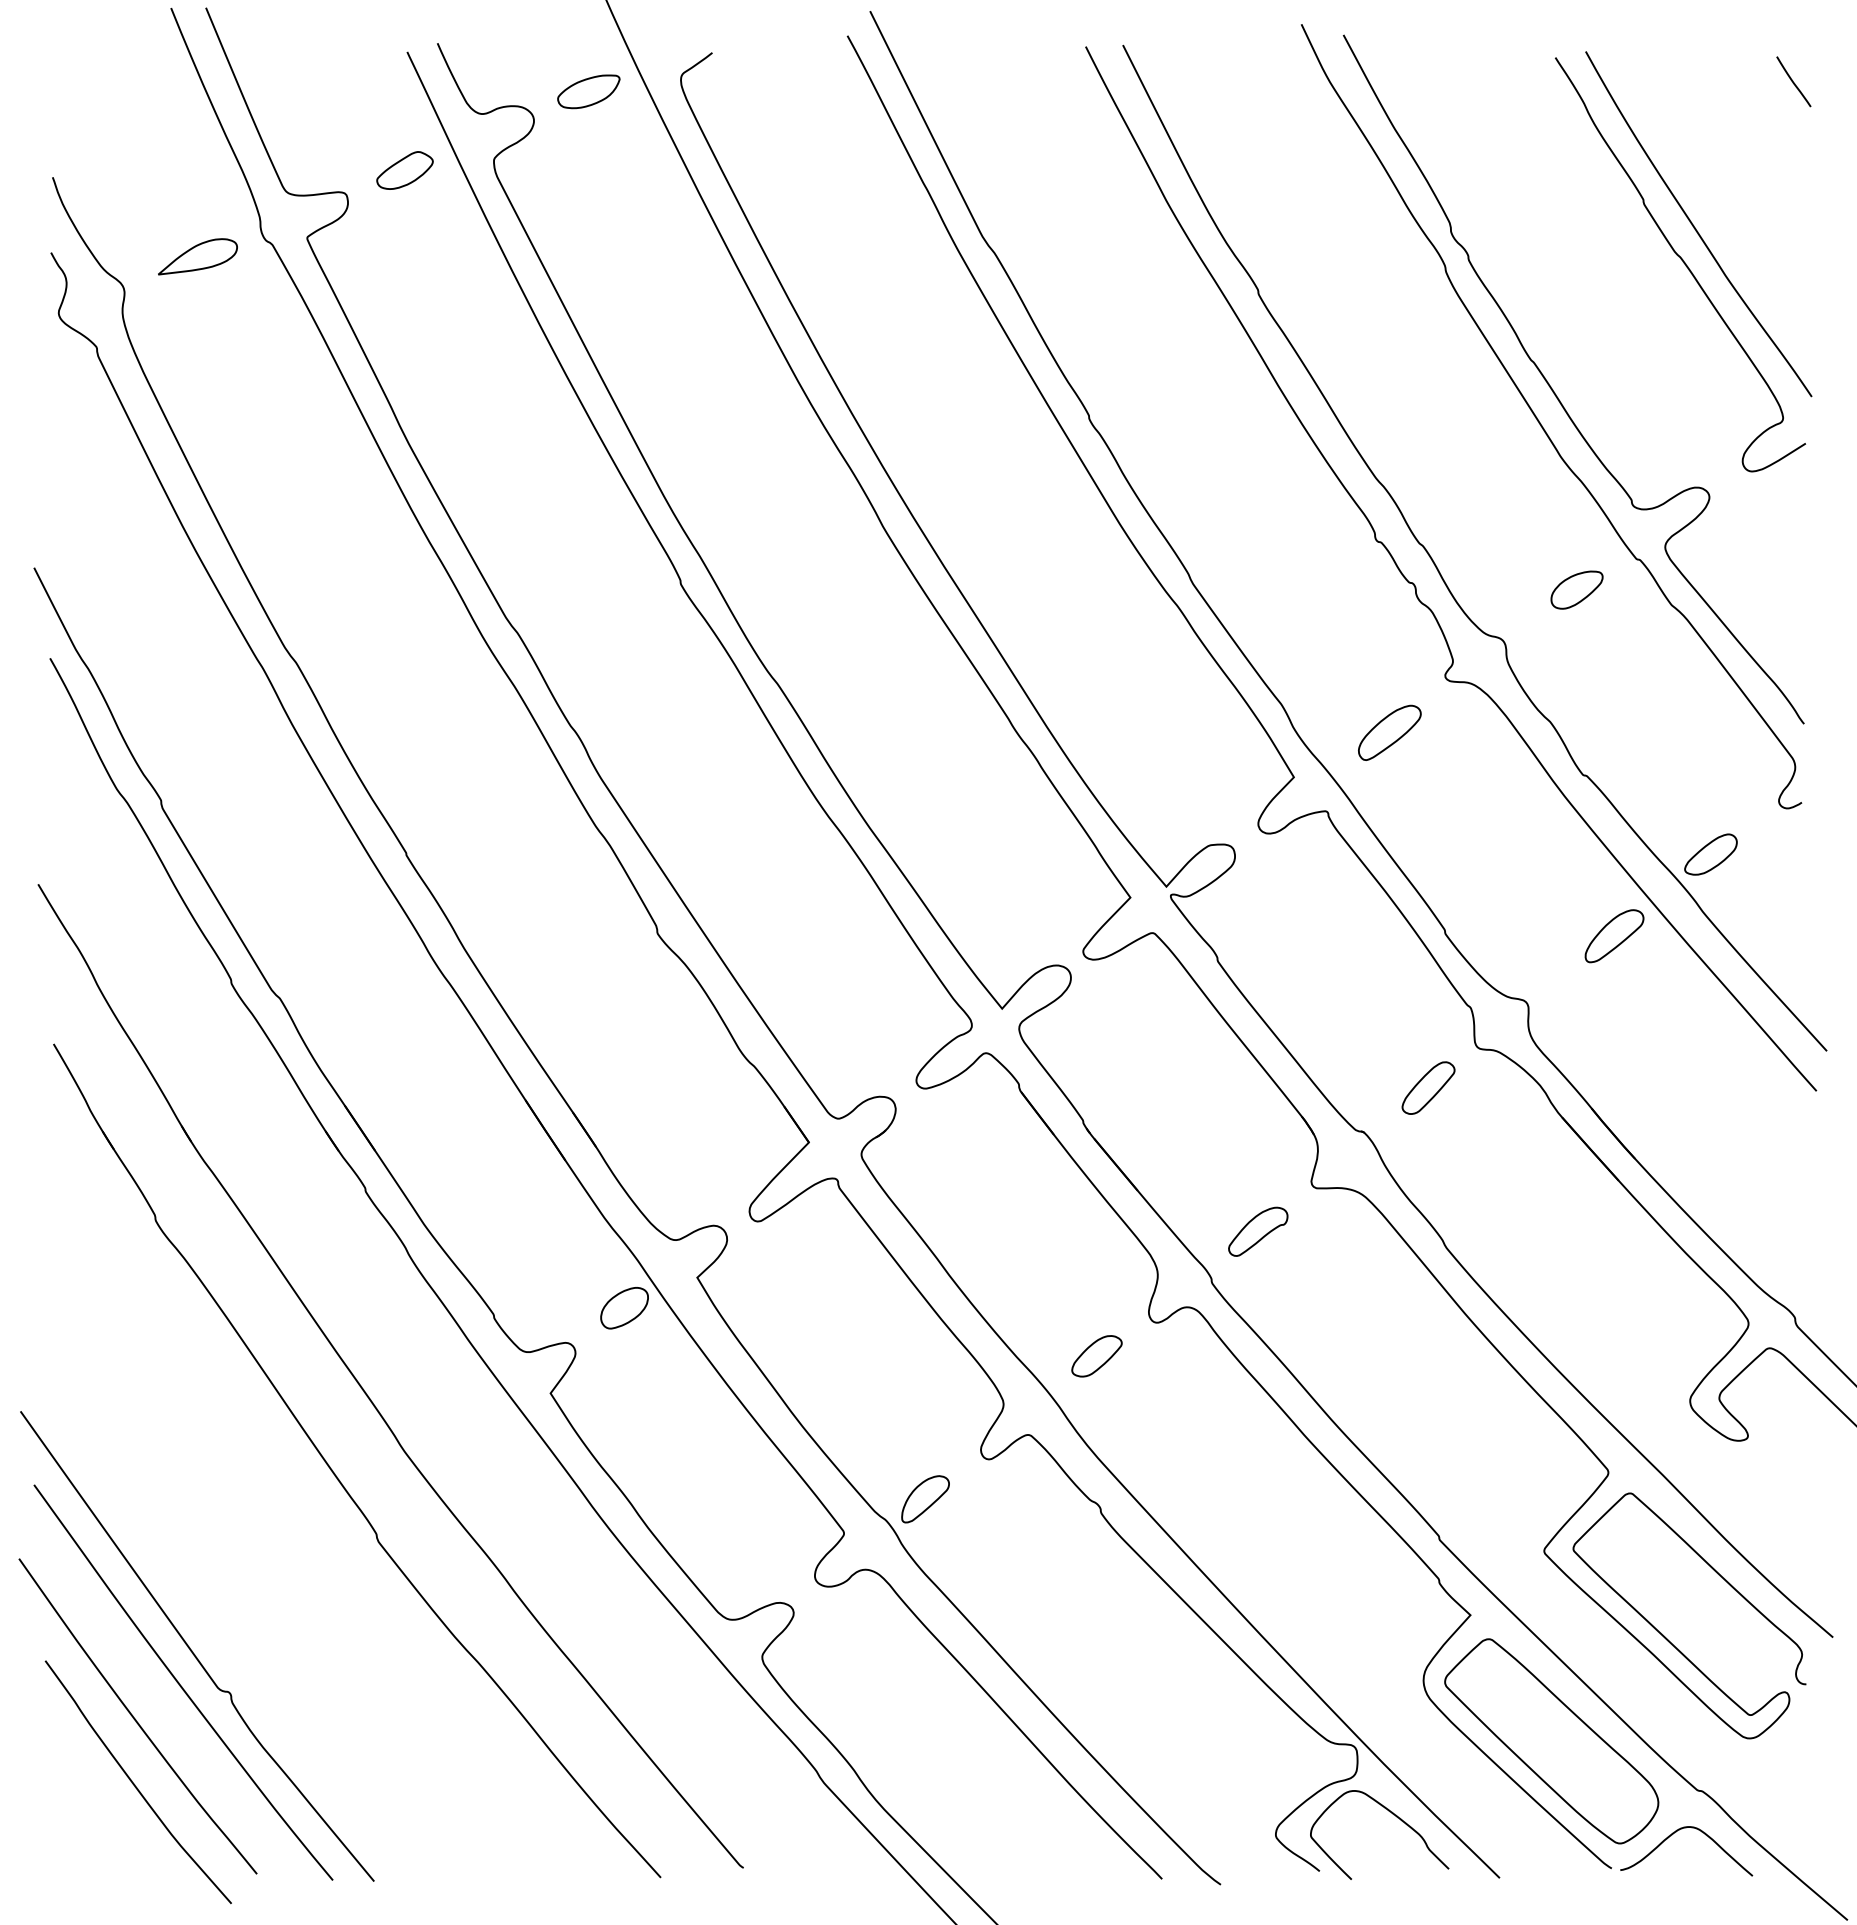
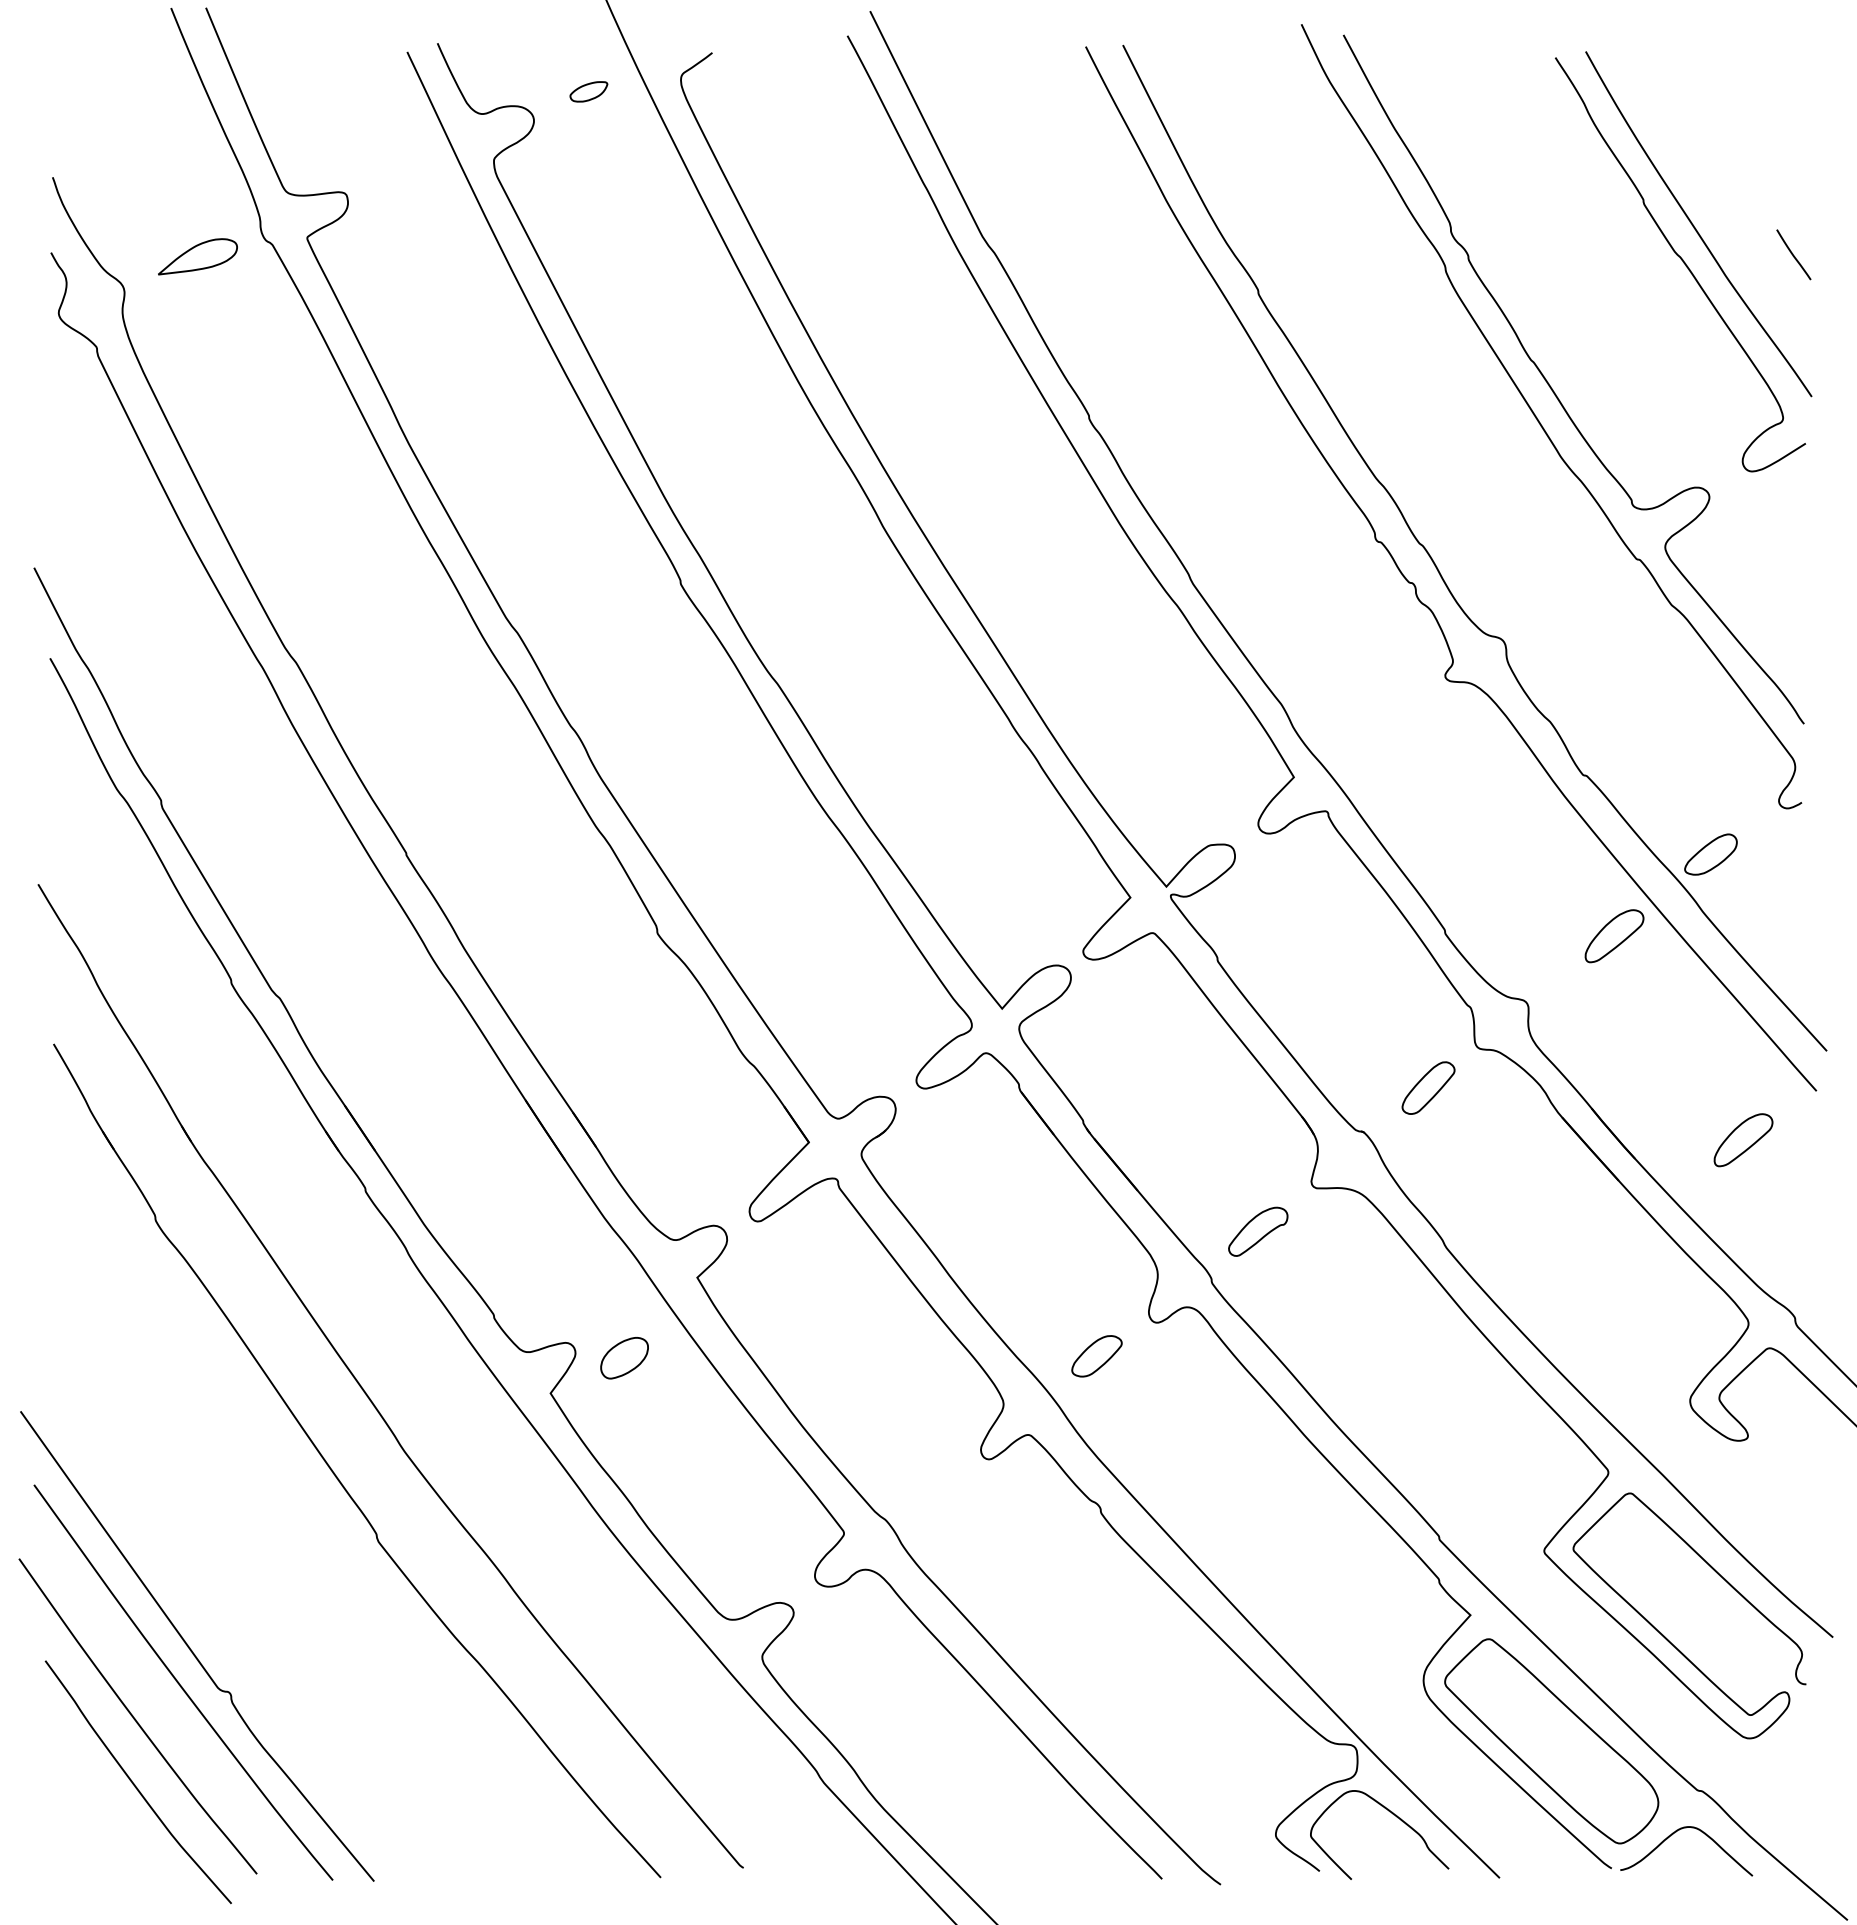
curve position: (1793, 81) -> (1793, 254) (1793, 254)
part size: 64x36 px -> 40x22 px (588, 91)
part: present -> none (404, 170)
part: present -> none (1576, 589)
part: present -> none (1389, 732)
part: none -> present (1743, 1140)
part position: (624, 1308) -> (624, 1358) (624, 1358)
part: present -> none (925, 1499)
